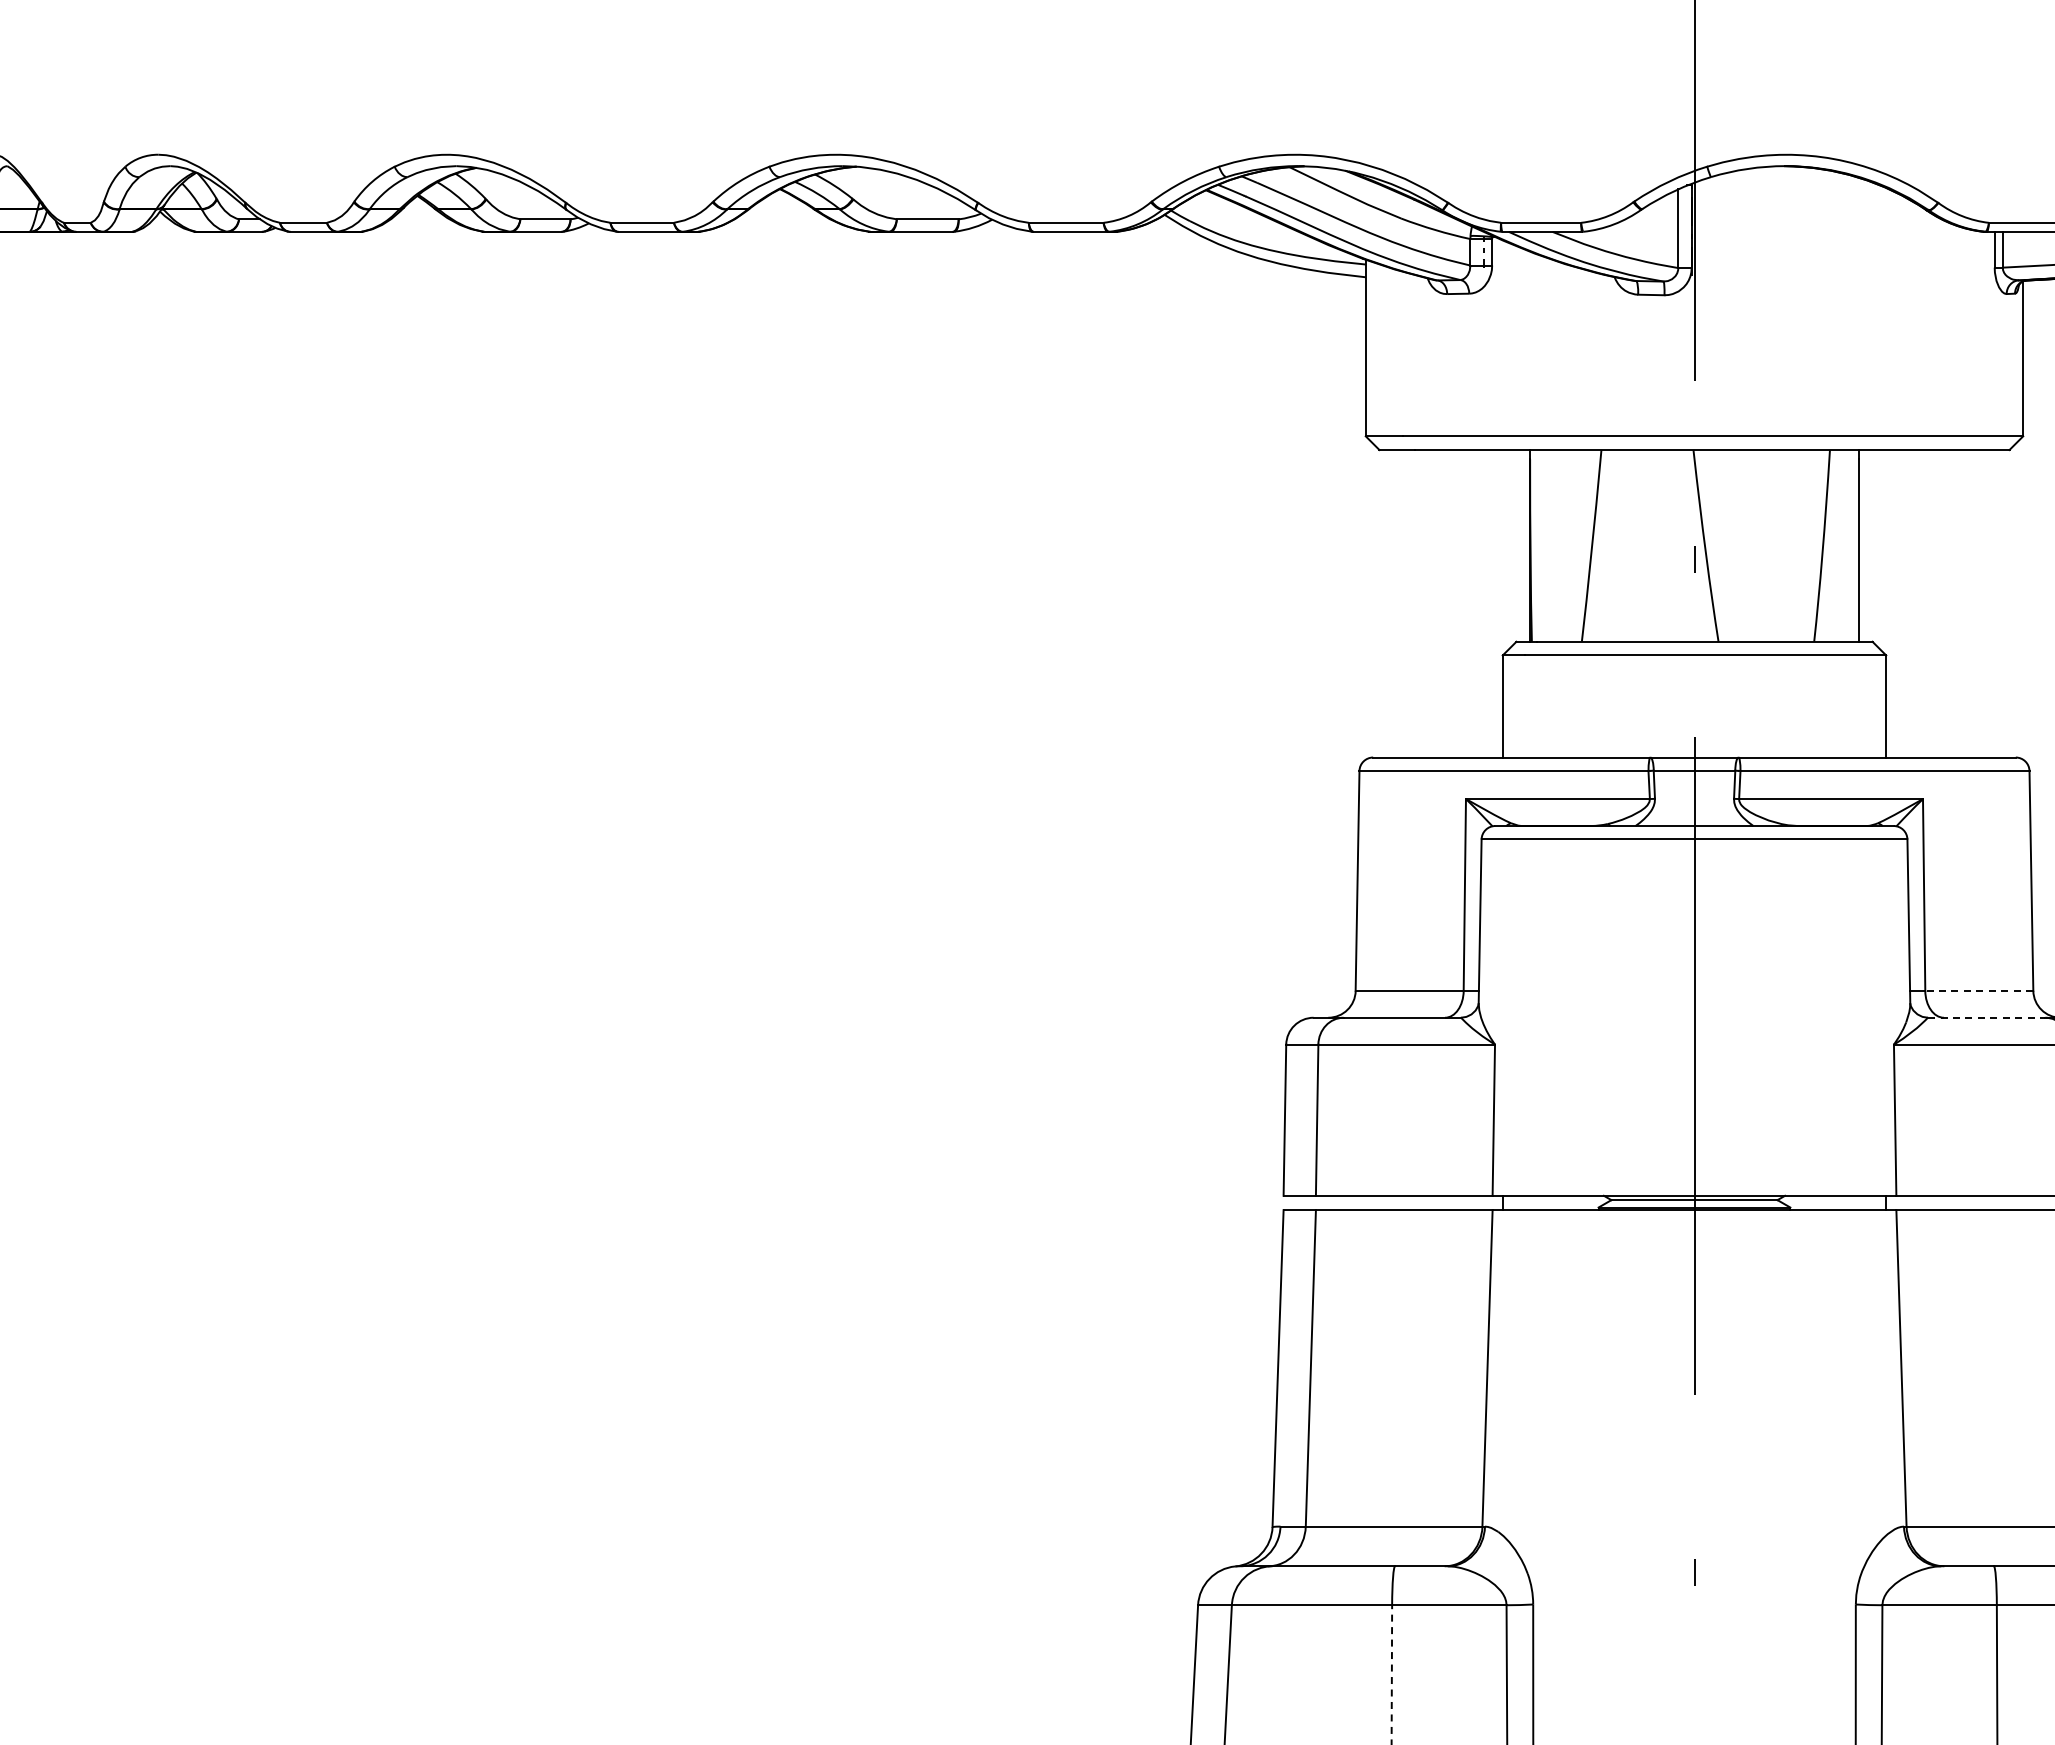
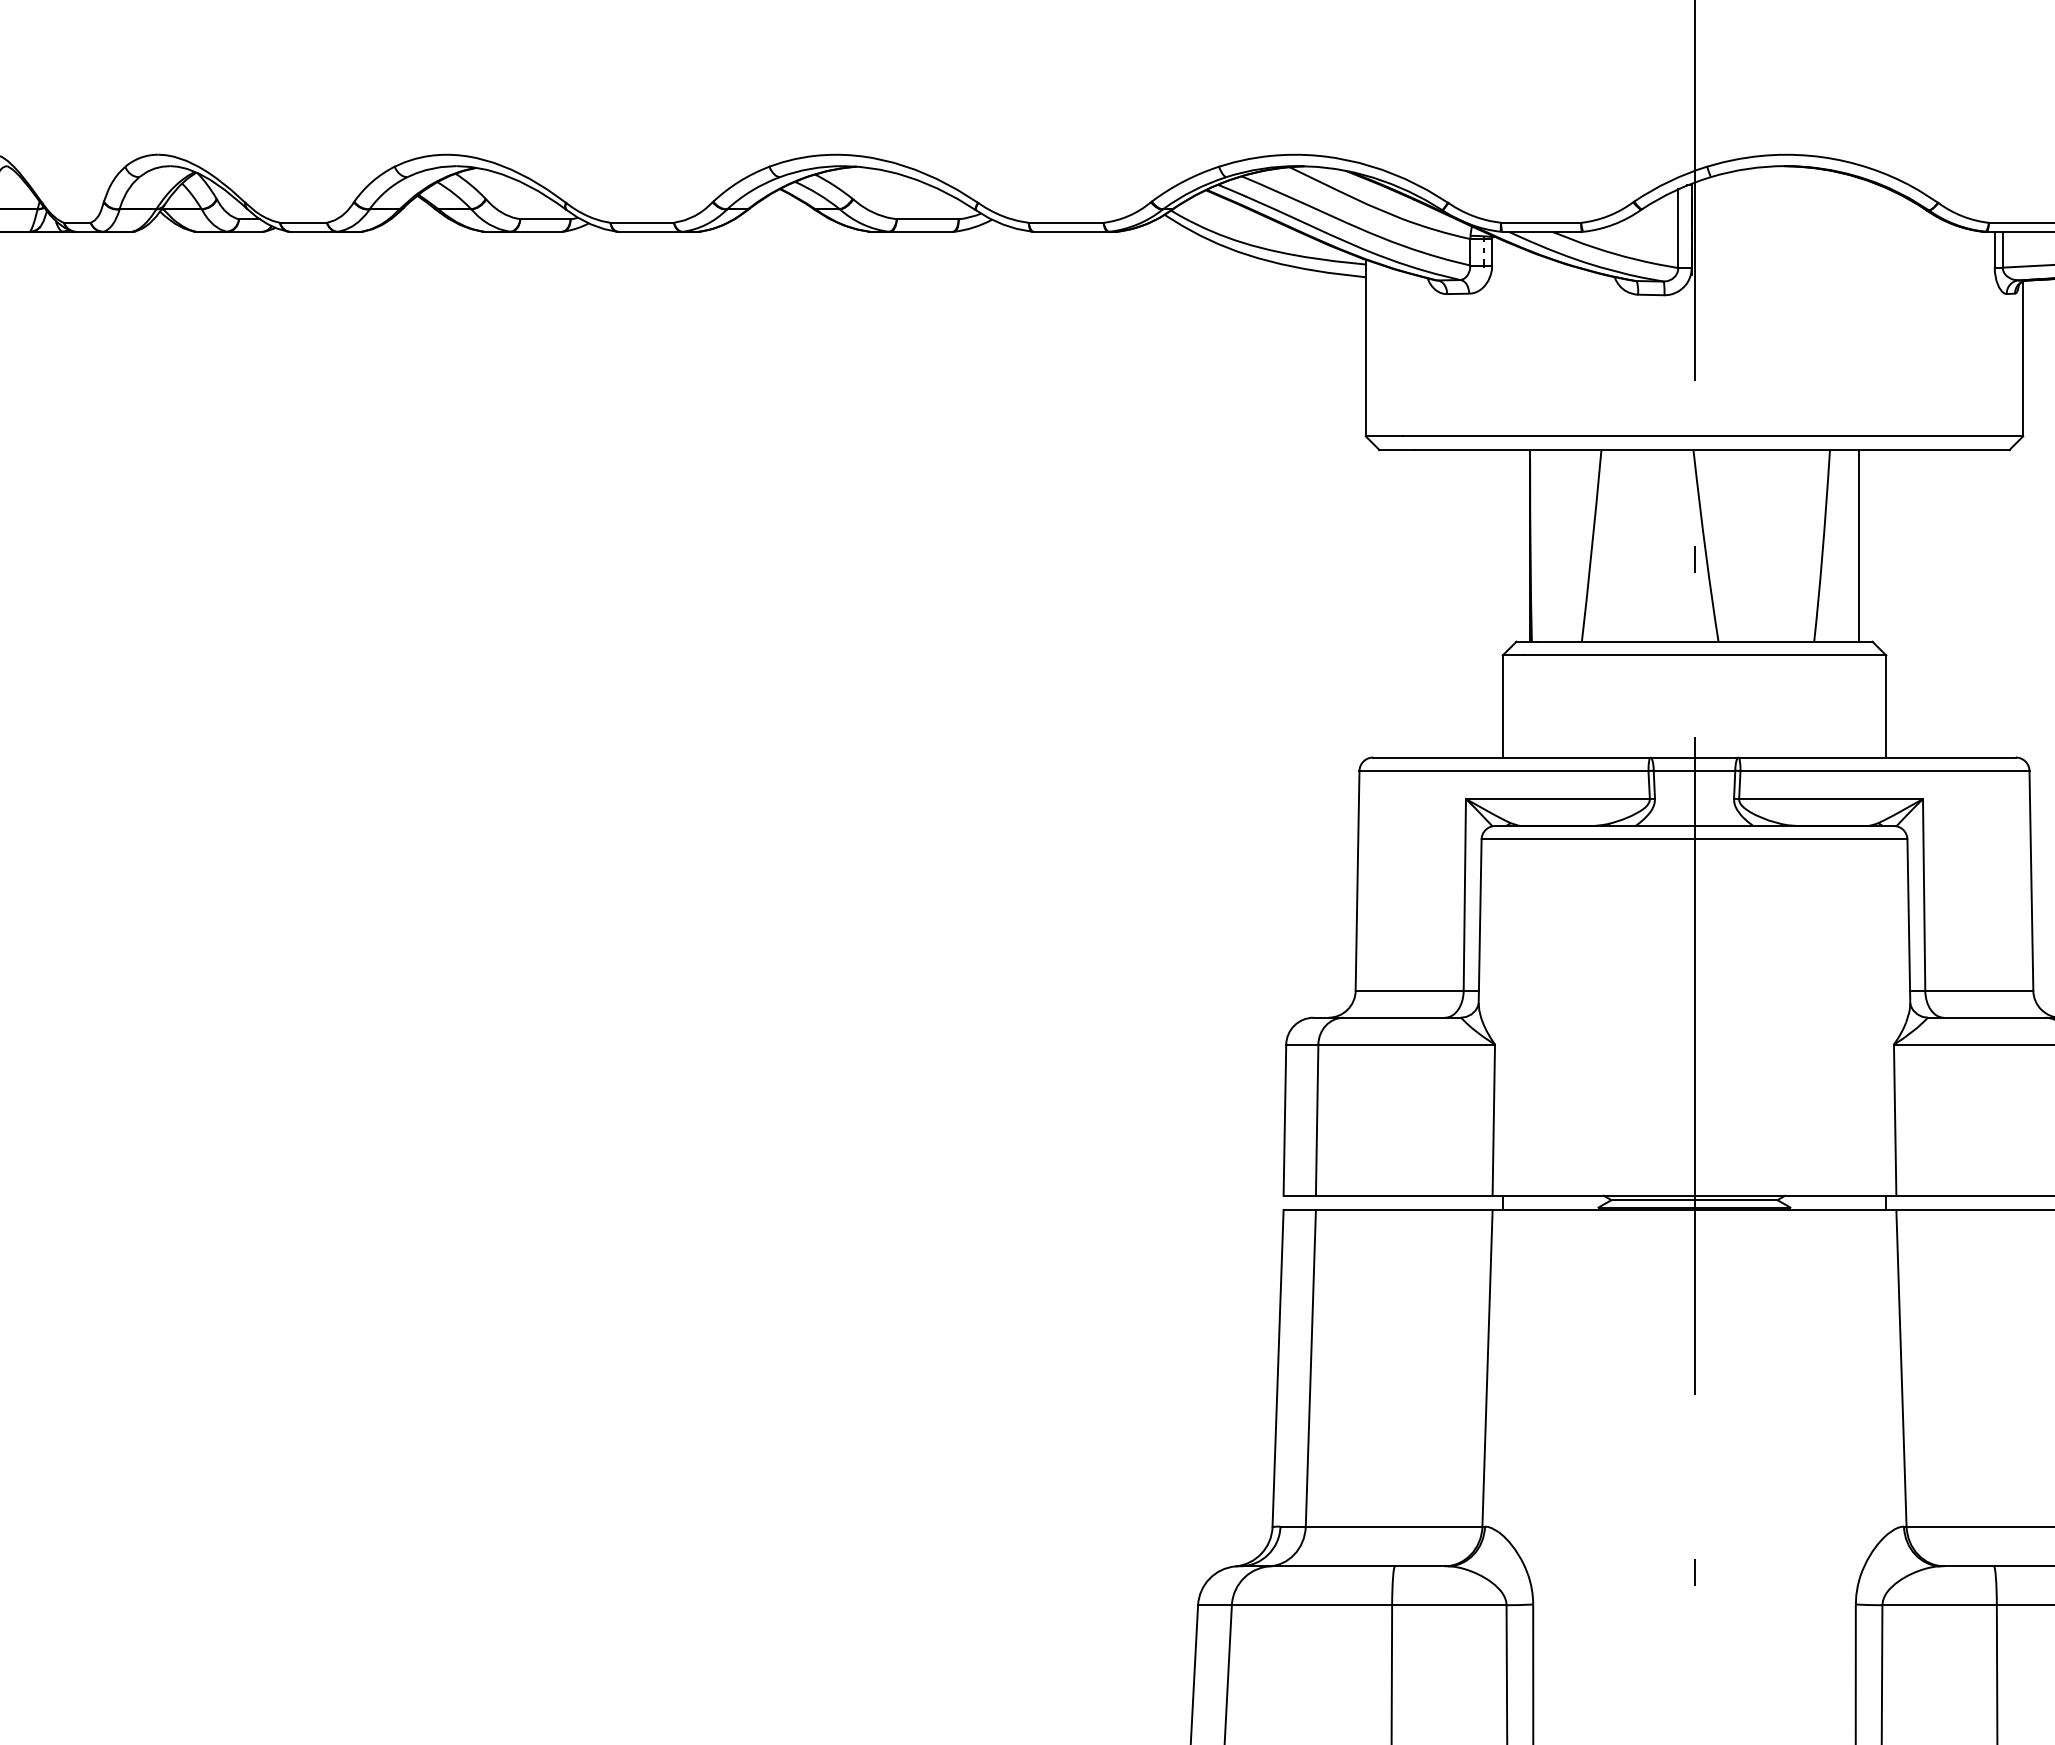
line: dashed -> solid (1978, 990)
line: dashed -> solid (1986, 1017)
line: dashed -> solid (1391, 1674)
